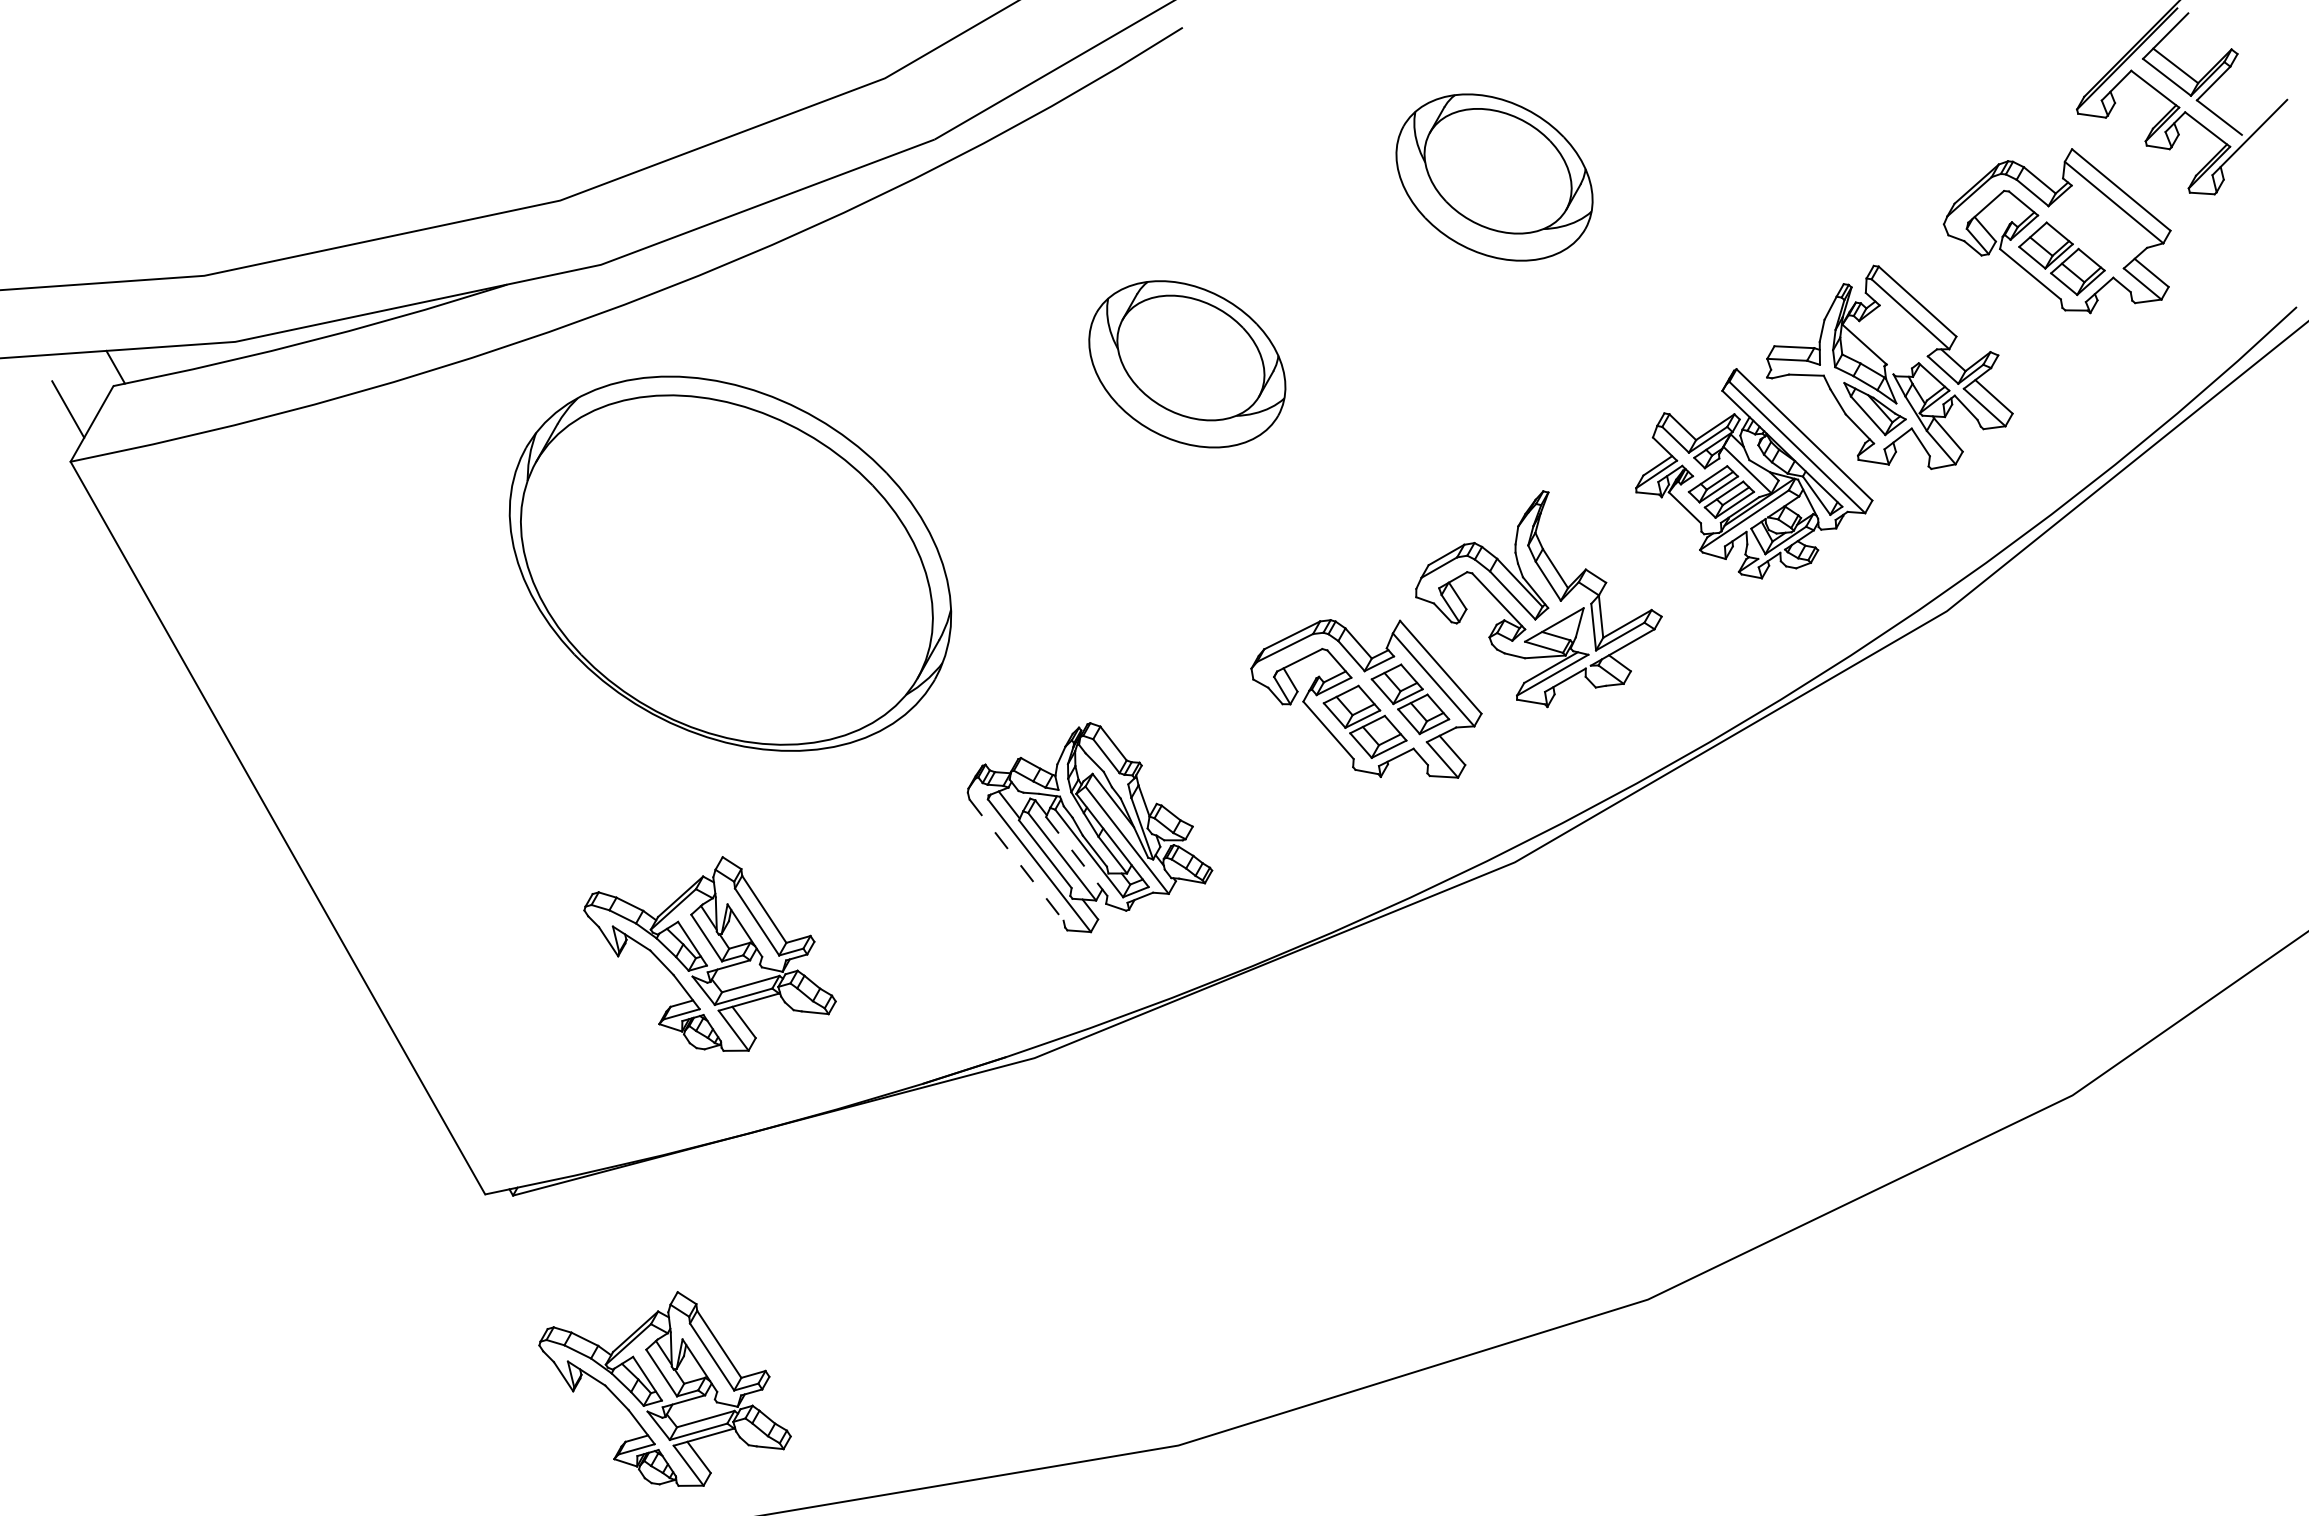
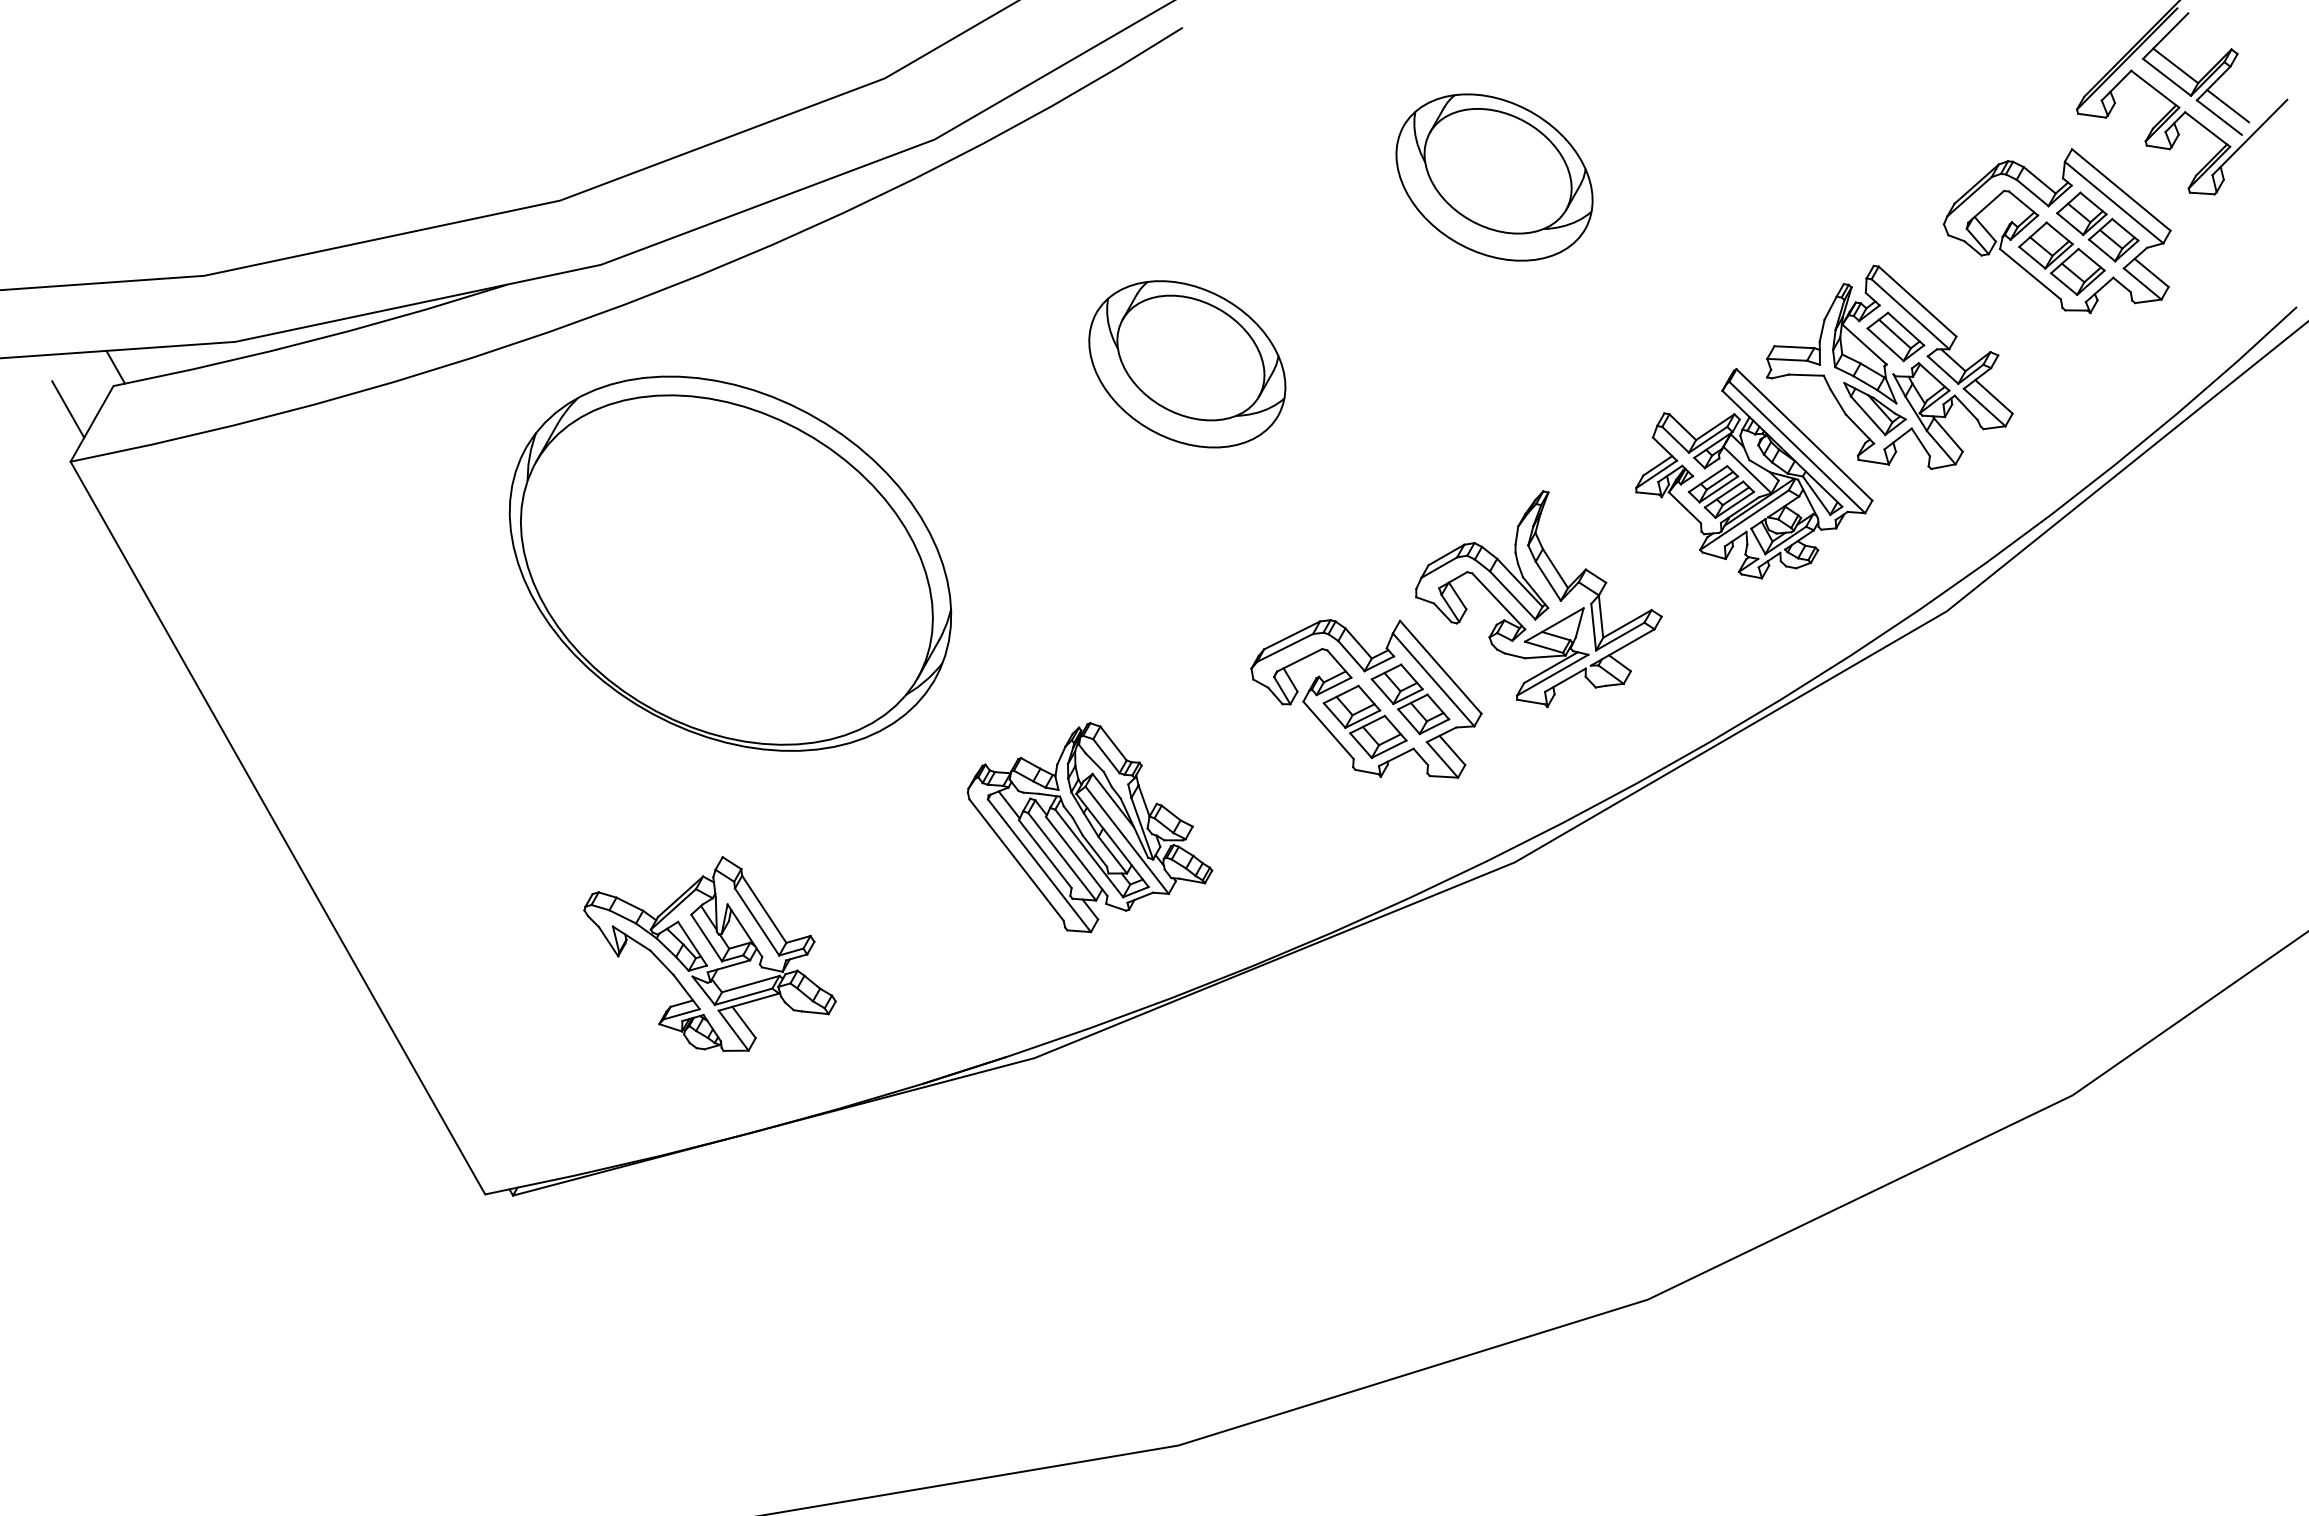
line: none -> present (2228, 106)
part: none -> present (2097, 226)
part: none -> present (1895, 336)
line: dashed -> solid (1077, 856)
line: dashed -> solid (1016, 860)
part: present -> none (664, 1388)
